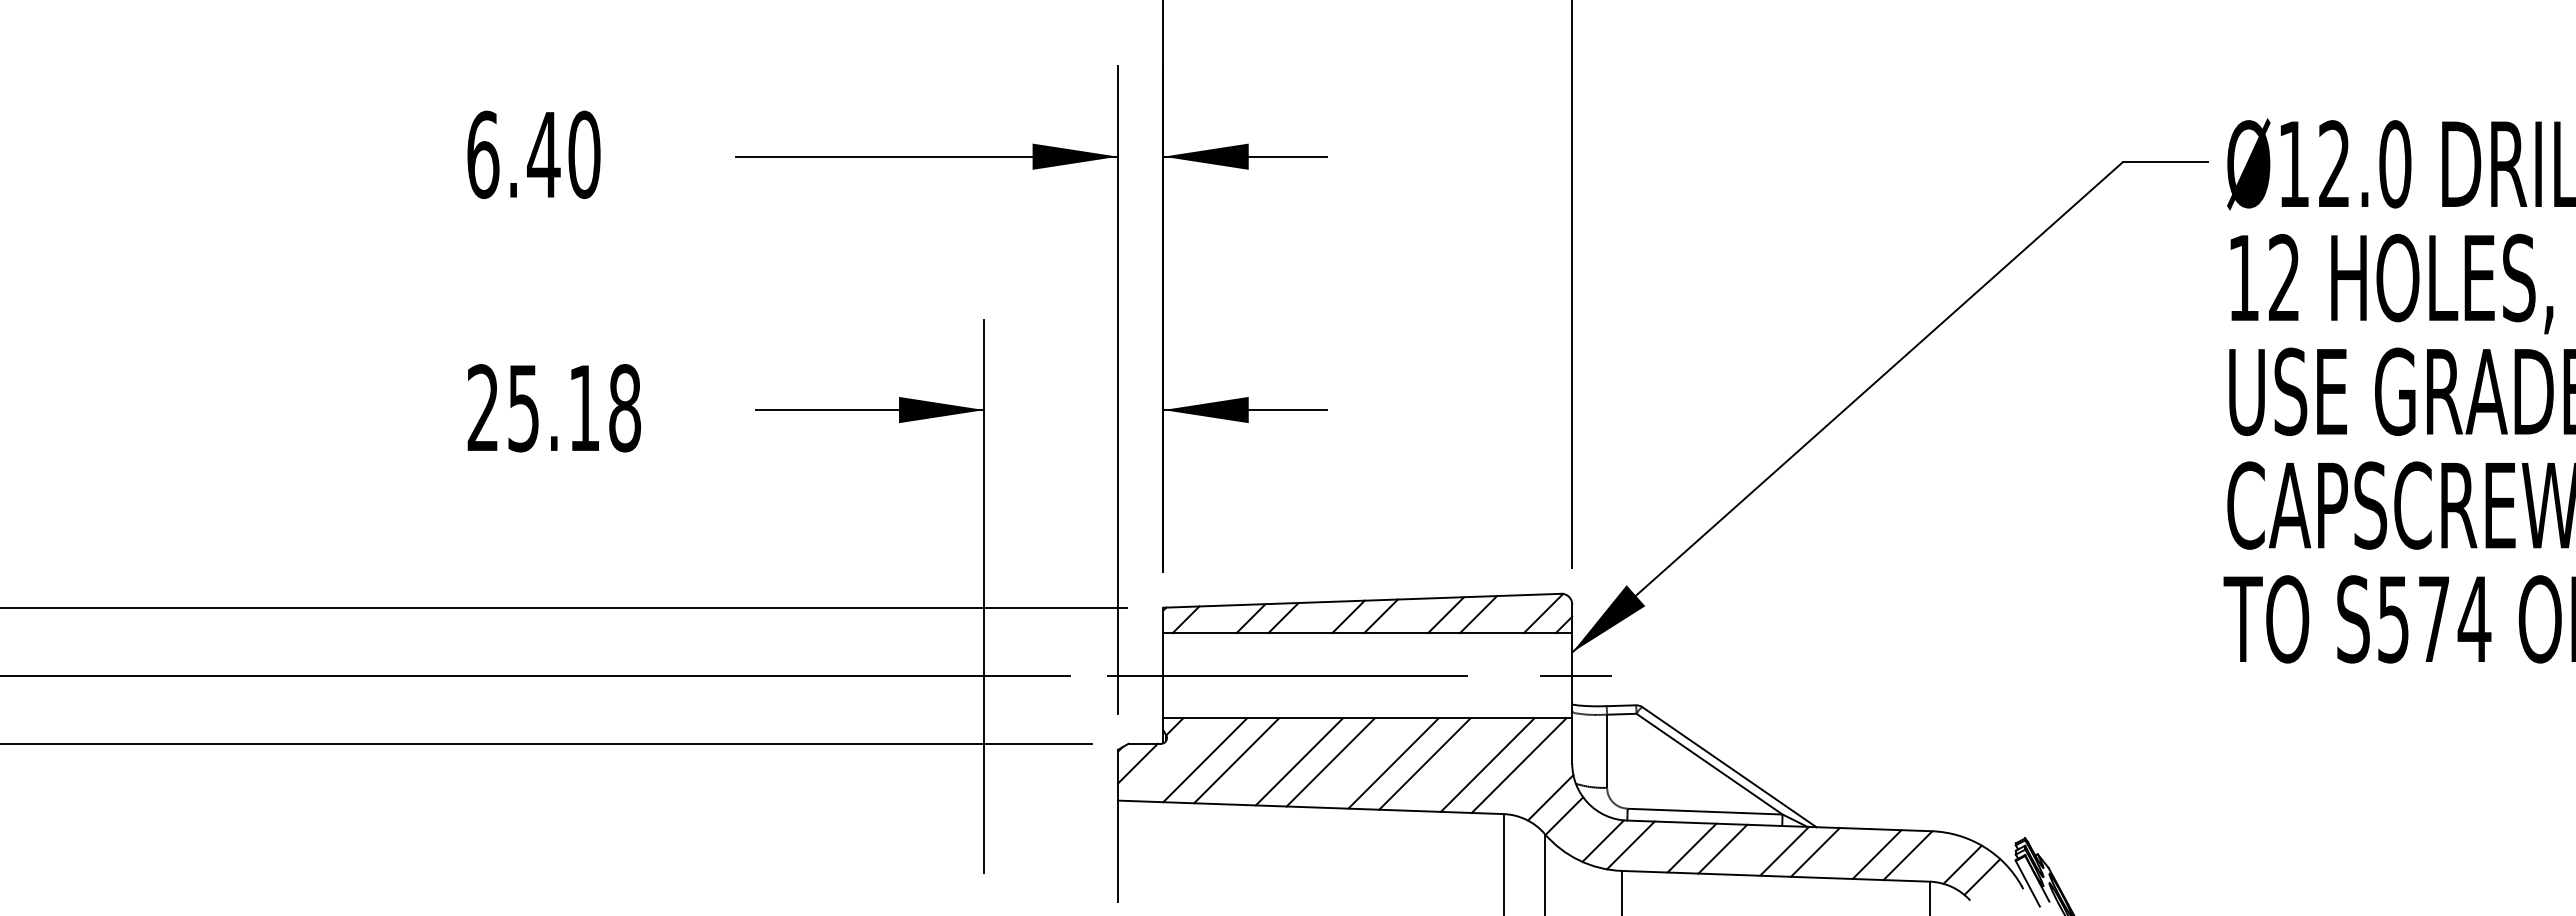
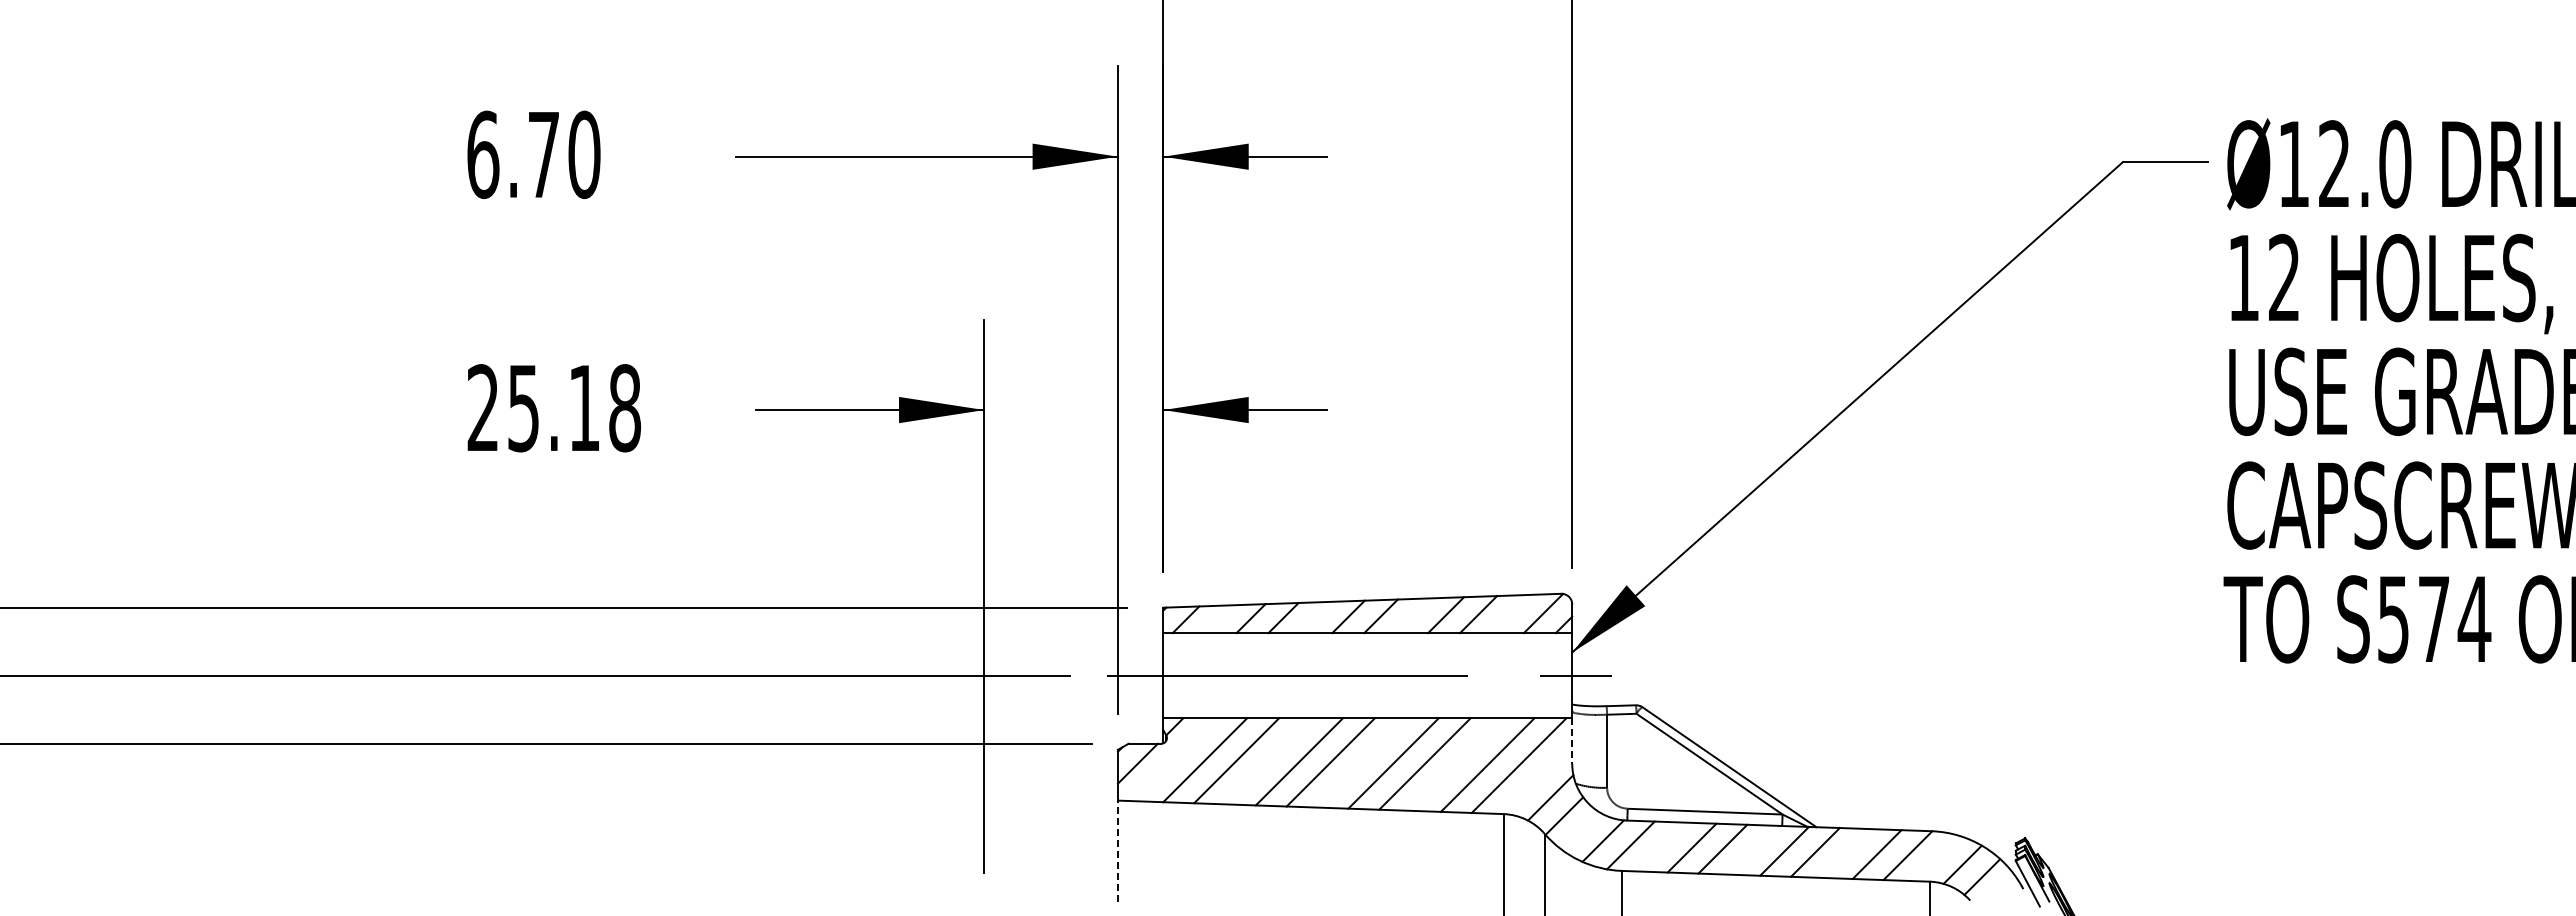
text: 6.40 -> 6.70 (543, 154)
line: solid -> dashed (1572, 741)
line: solid -> dashed (1117, 851)
